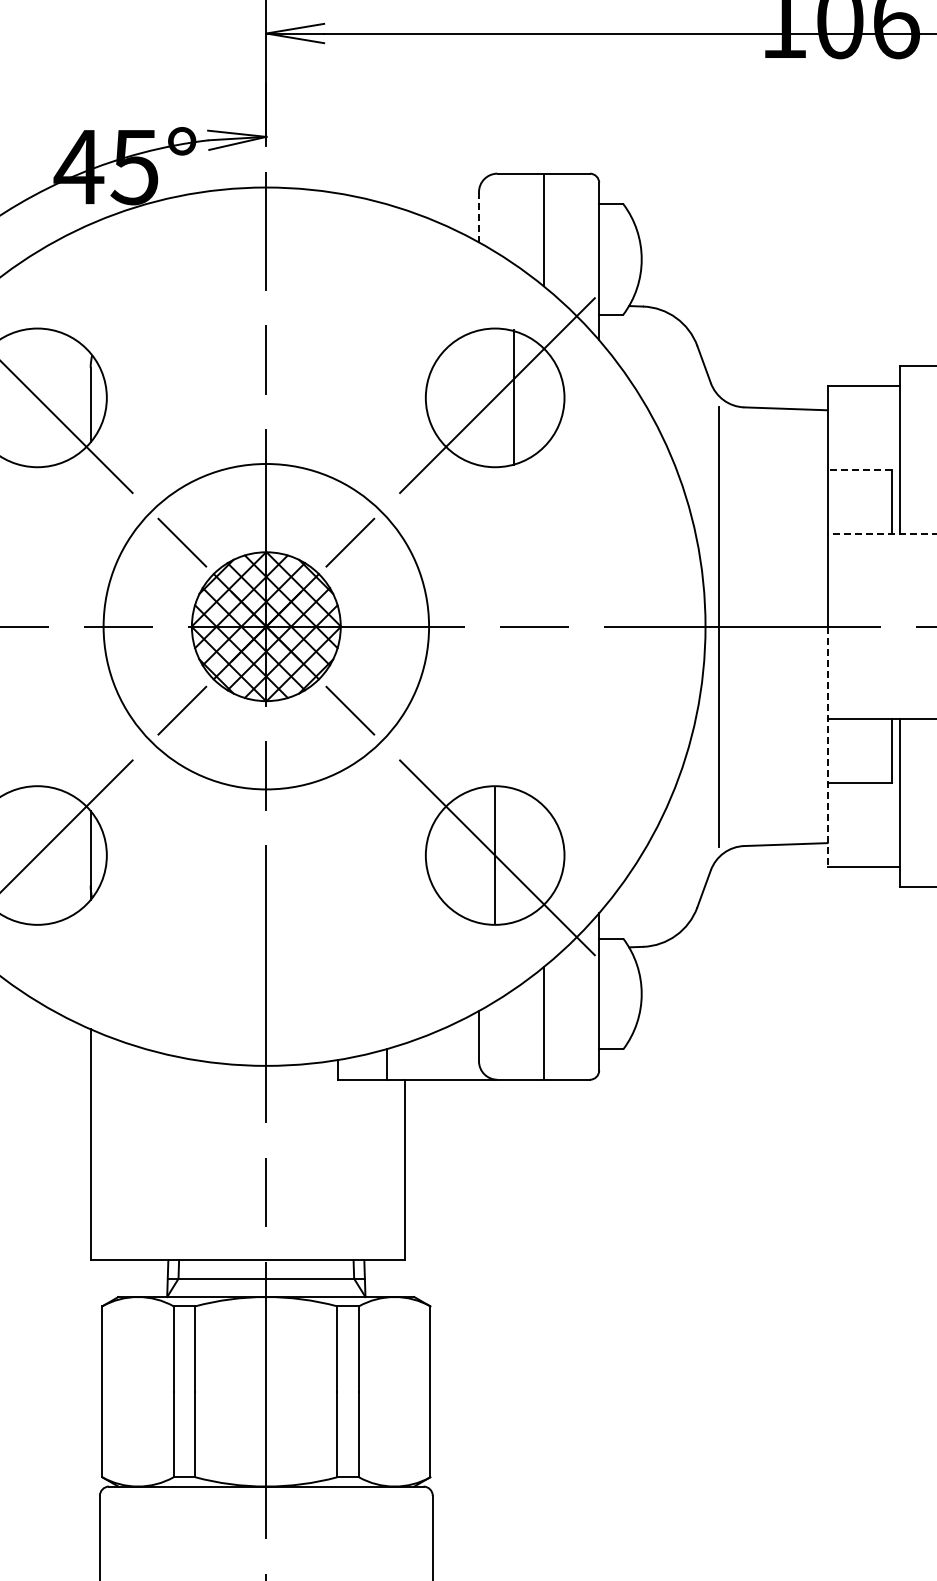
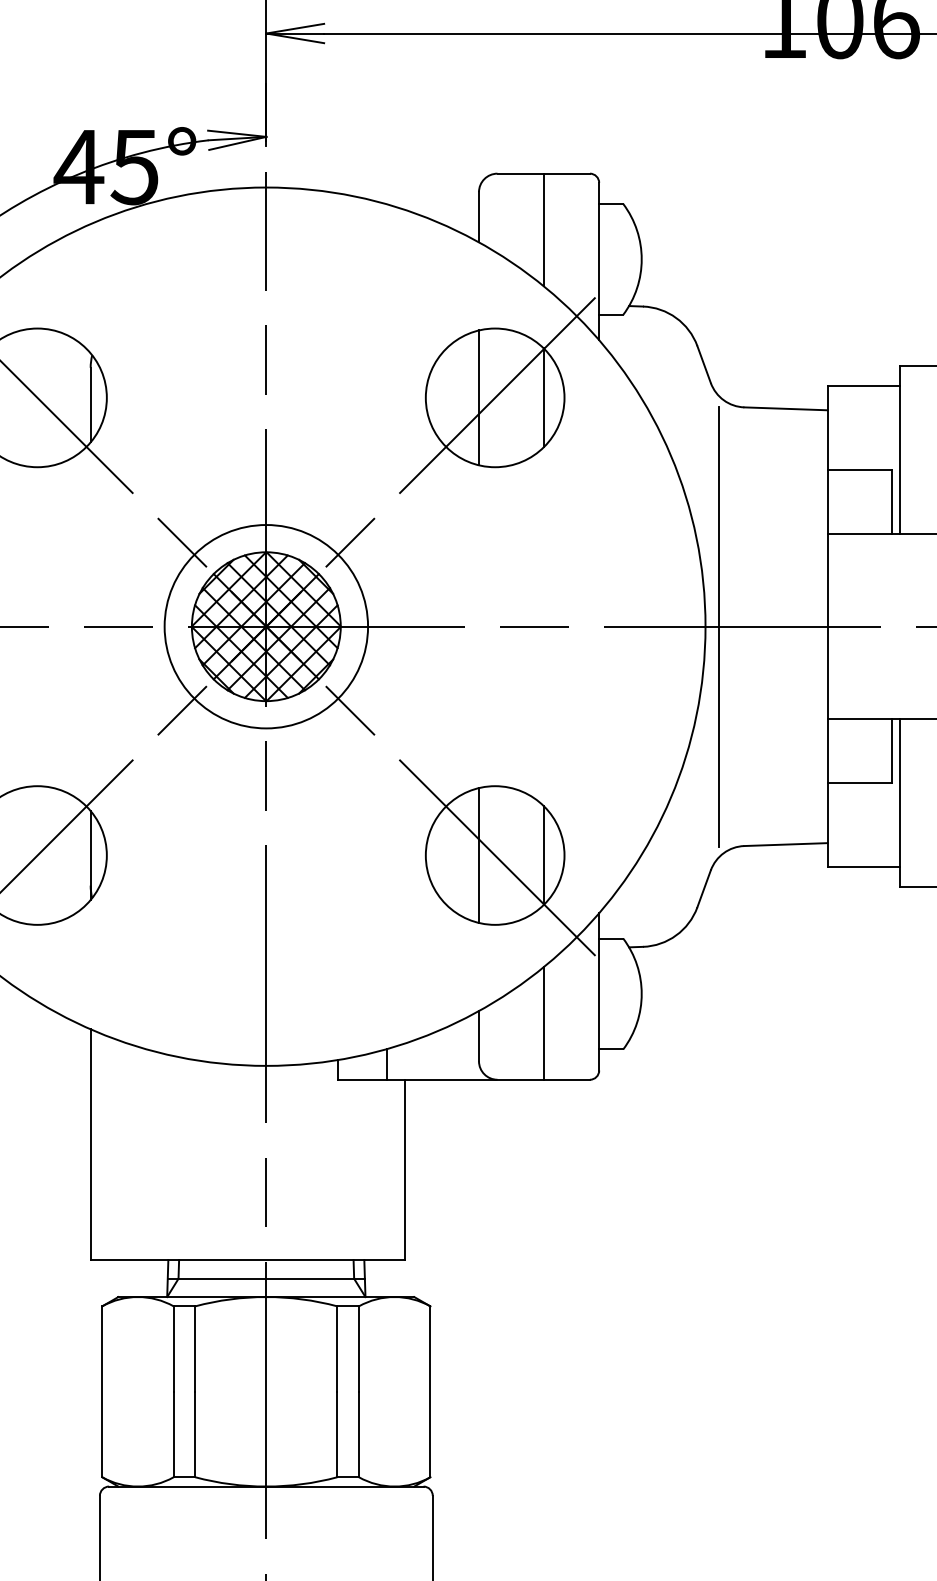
line: dashed -> solid (479, 217)
line position: (514, 397) -> (479, 397) (479, 397)
line: none -> present (543, 397)
line: dashed -> solid (859, 469)
line: dashed -> solid (881, 534)
circle diameter: 325 px -> 203 px (266, 626)
line: dashed -> solid (827, 747)
line position: (495, 855) -> (479, 855) (479, 855)
line: none -> present (543, 855)
